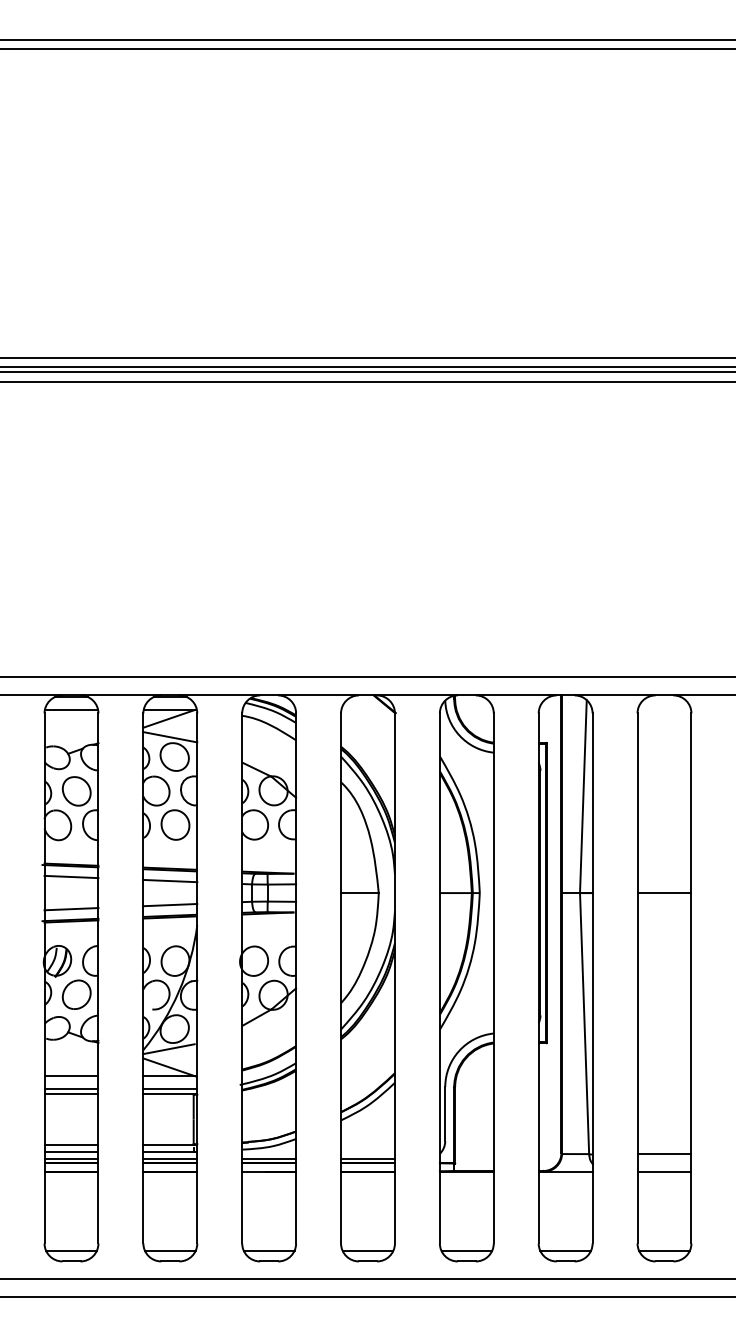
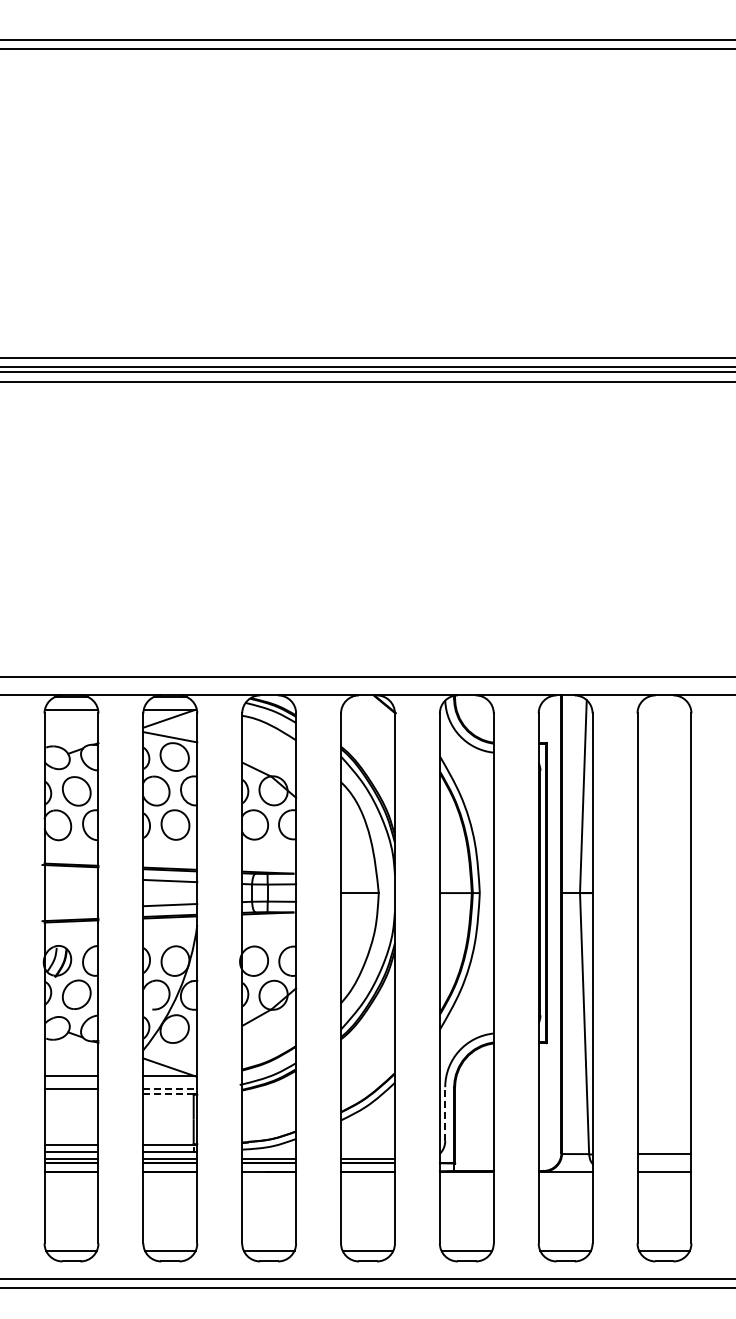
line: present -> none (71, 876)
line: present -> none (664, 893)
line: present -> none (71, 909)
line: present -> none (168, 1049)
line: solid -> dashed (170, 1088)
line: present -> none (71, 1094)
line: solid -> dashed (168, 1094)
line: solid -> dashed (445, 1114)
line position: (367, 1297) -> (367, 1288) (367, 1288)
